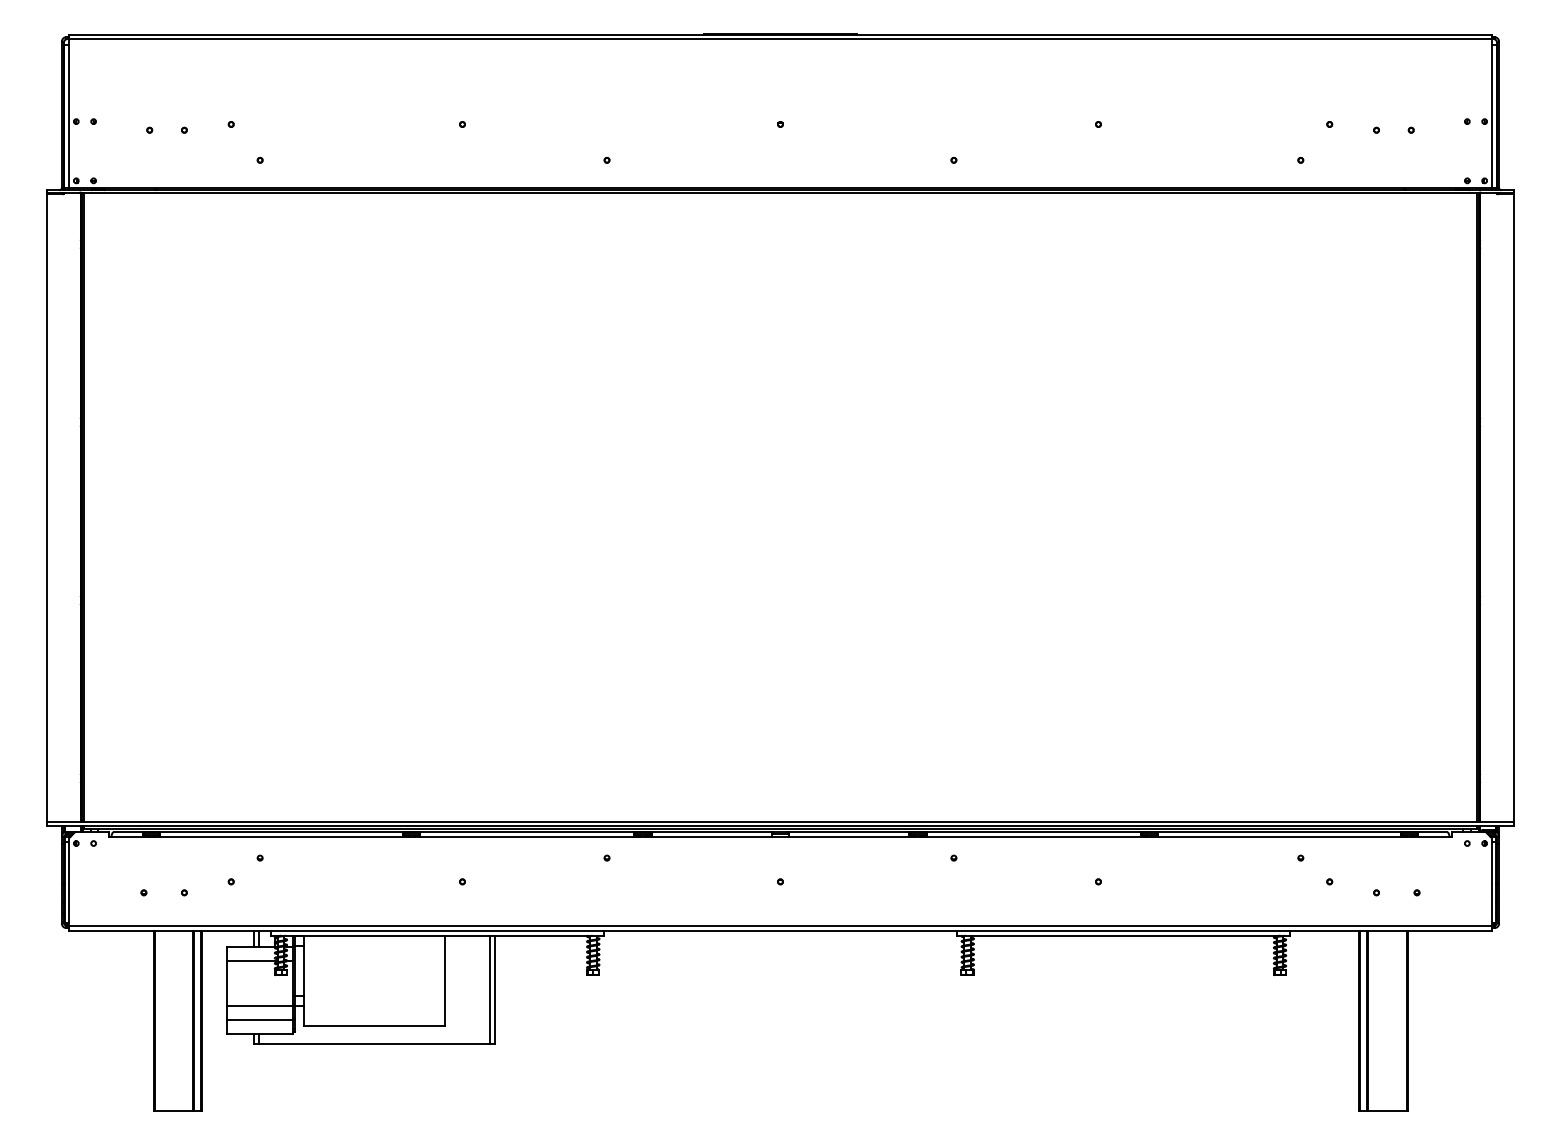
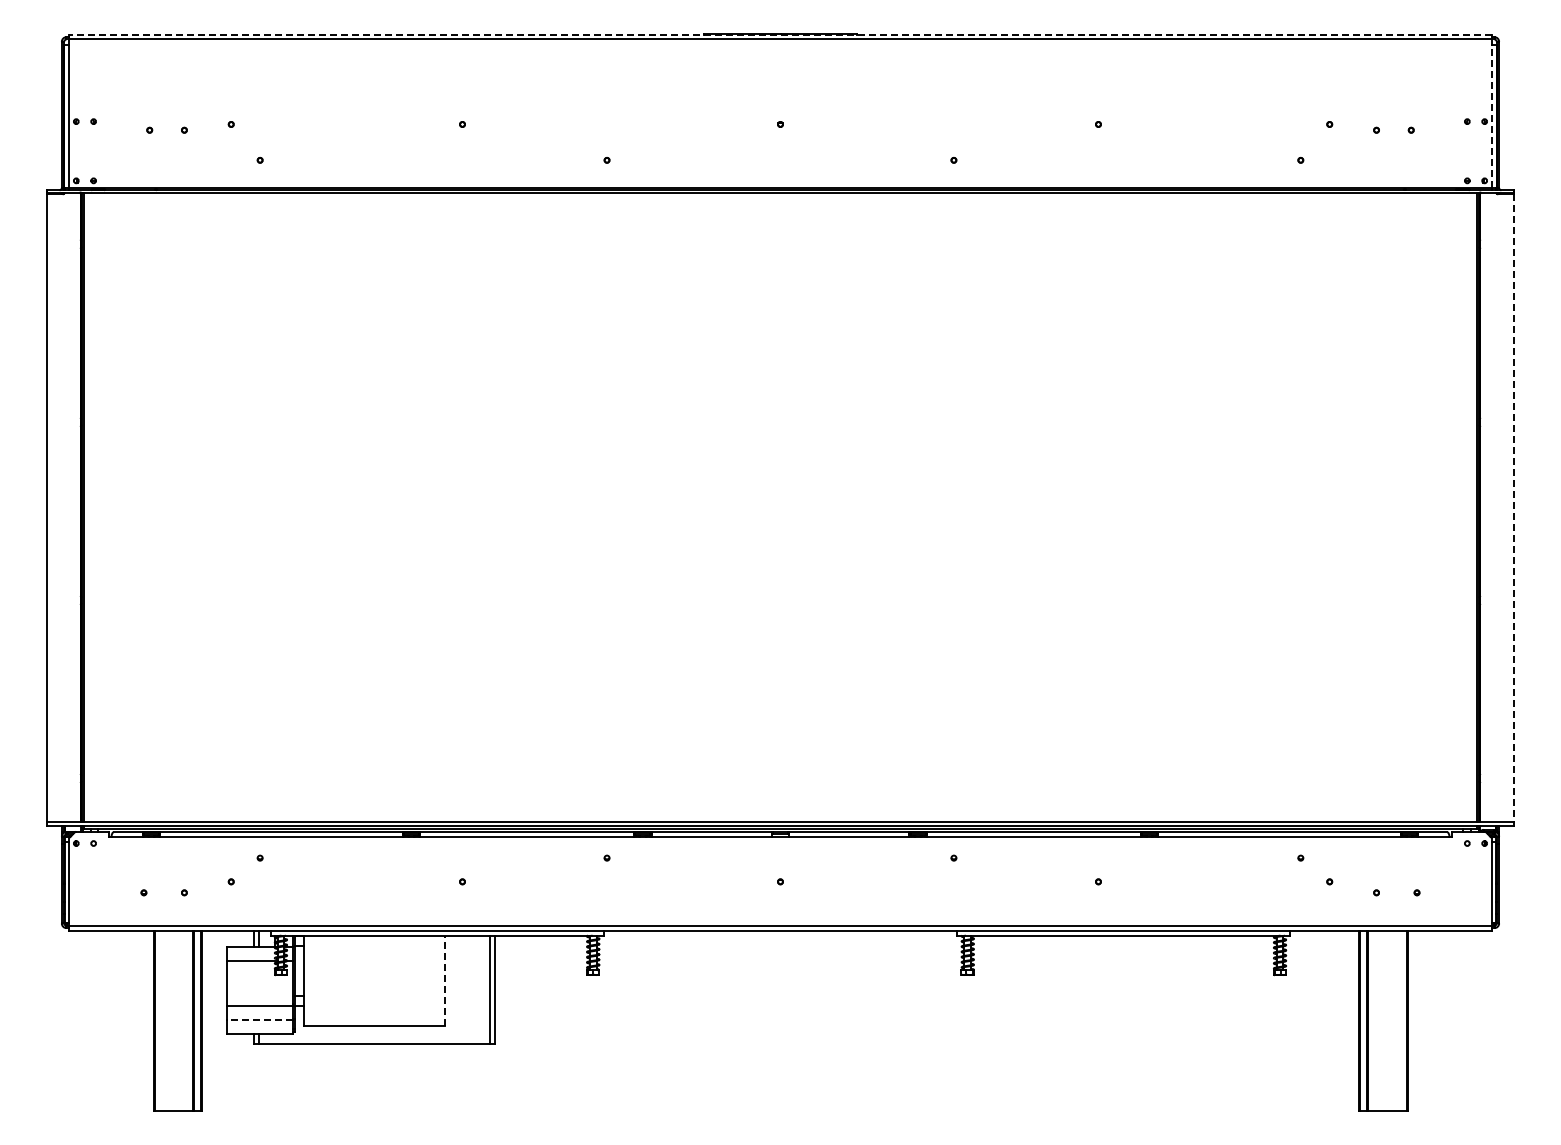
line: solid -> dashed (780, 34)
line: solid -> dashed (1492, 116)
line: solid -> dashed (1513, 507)
line: solid -> dashed (445, 980)
line: solid -> dashed (260, 1020)
